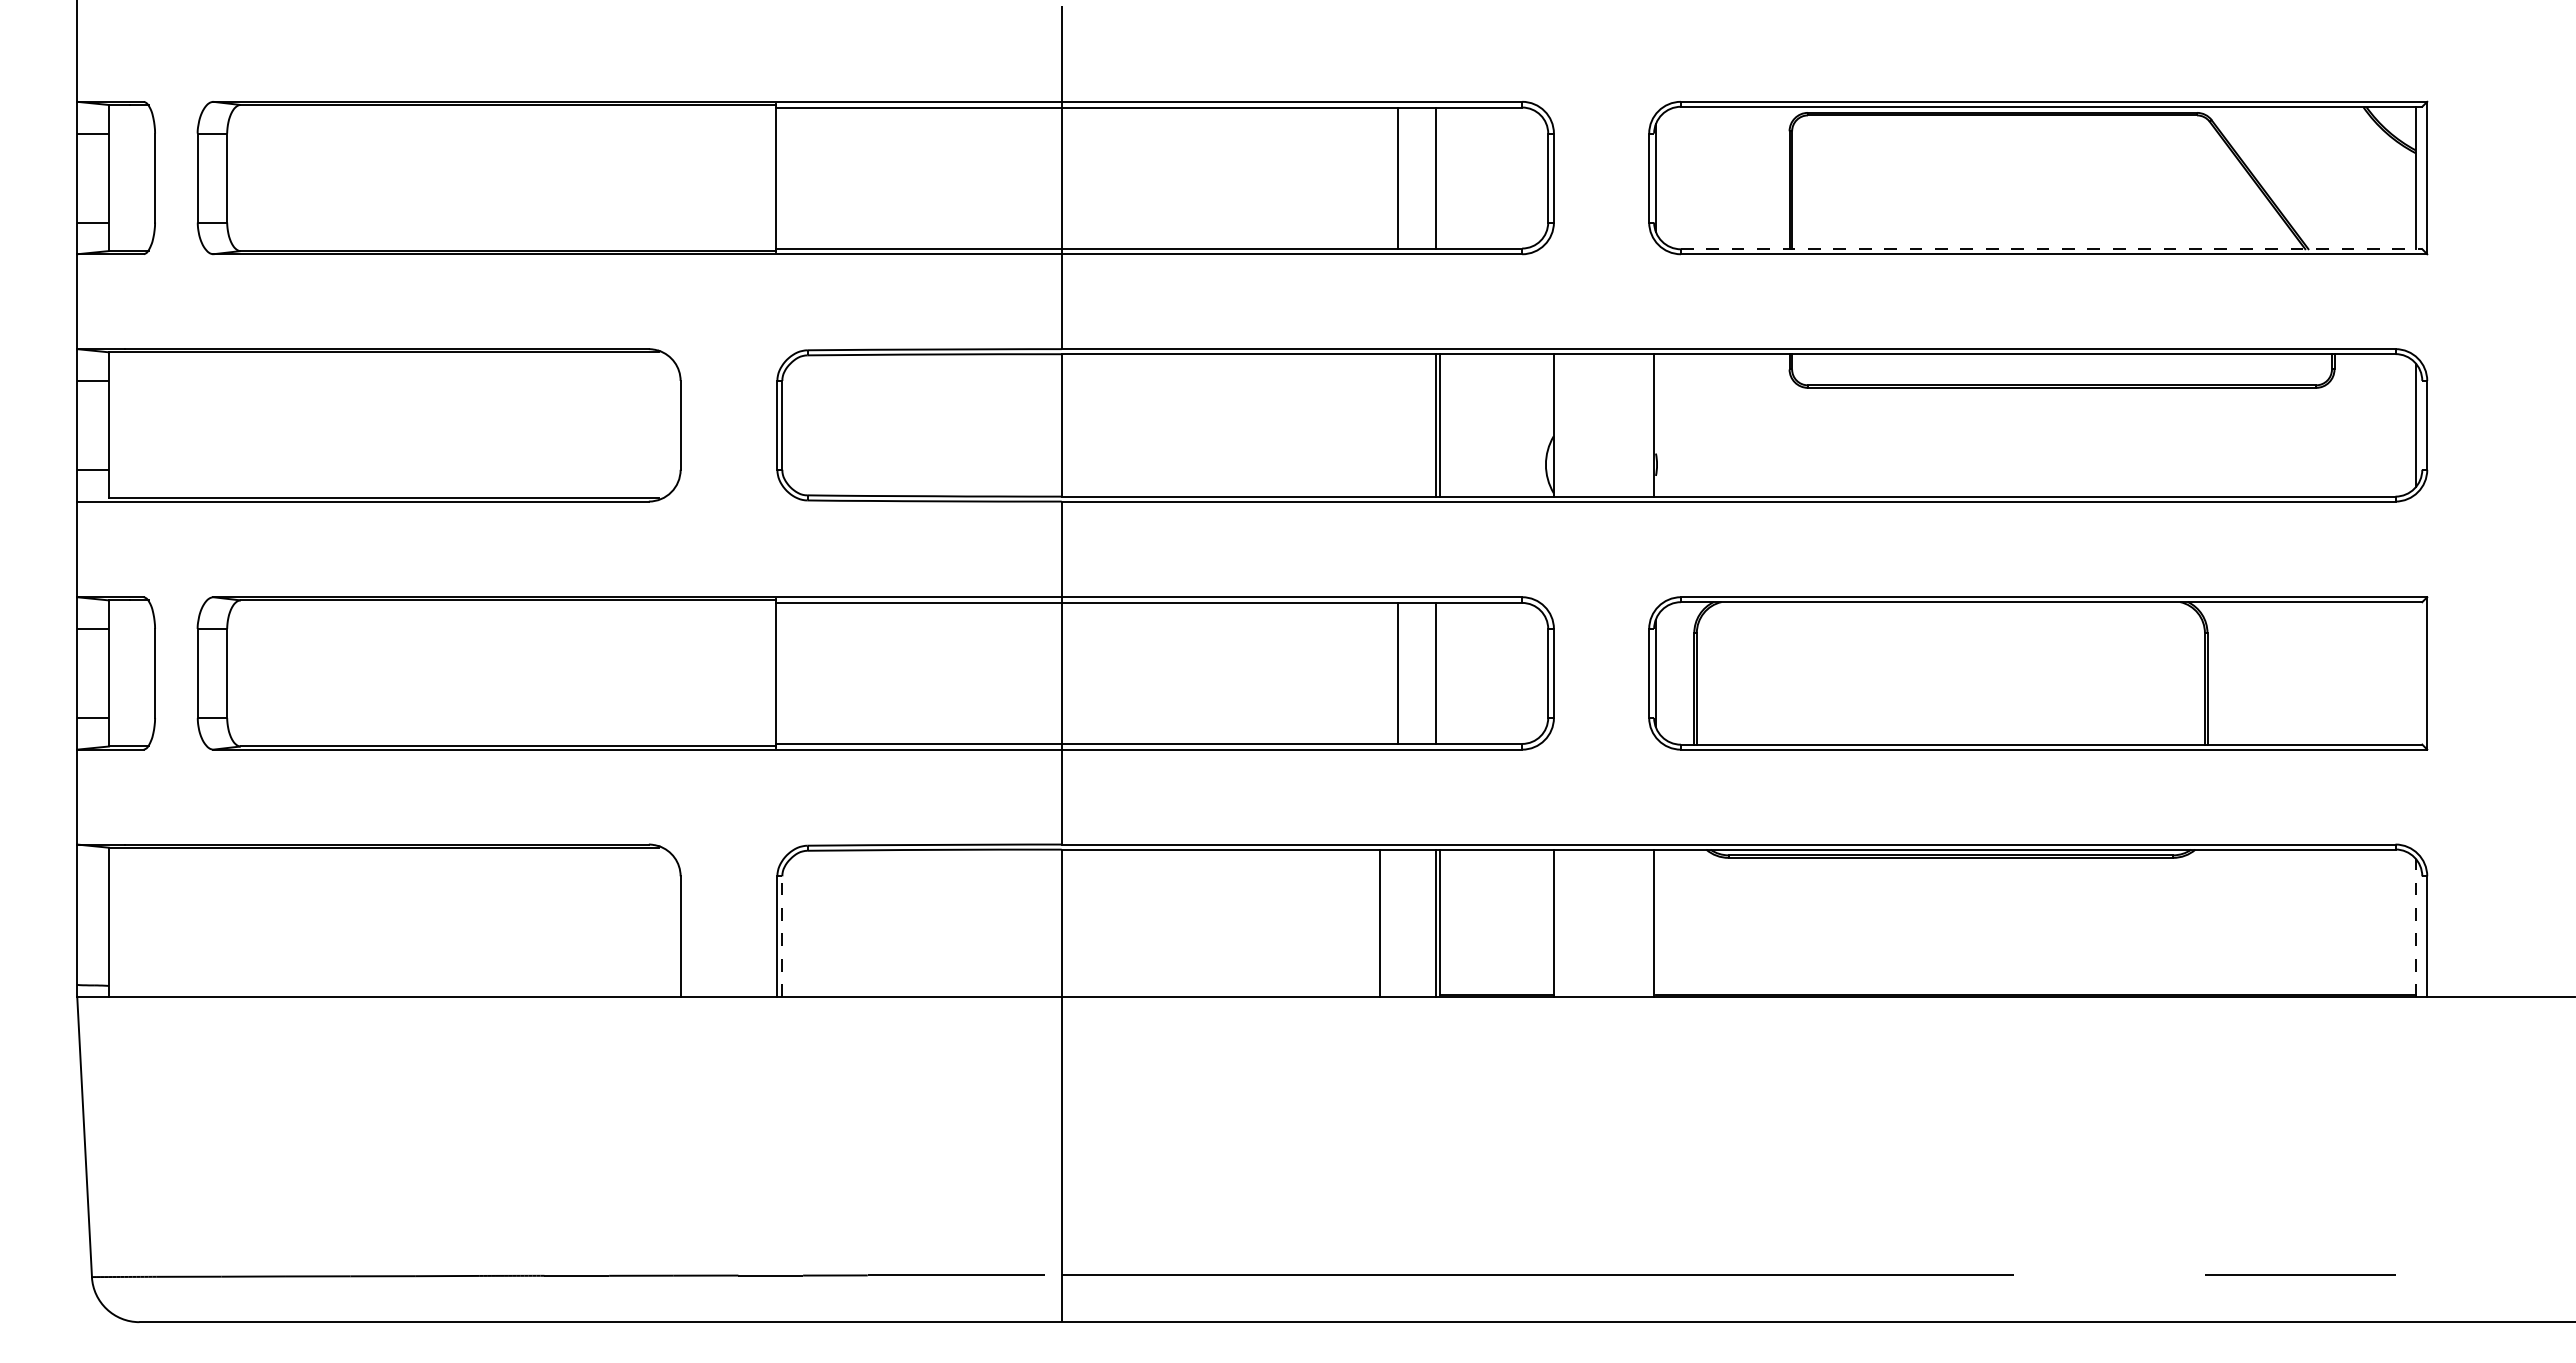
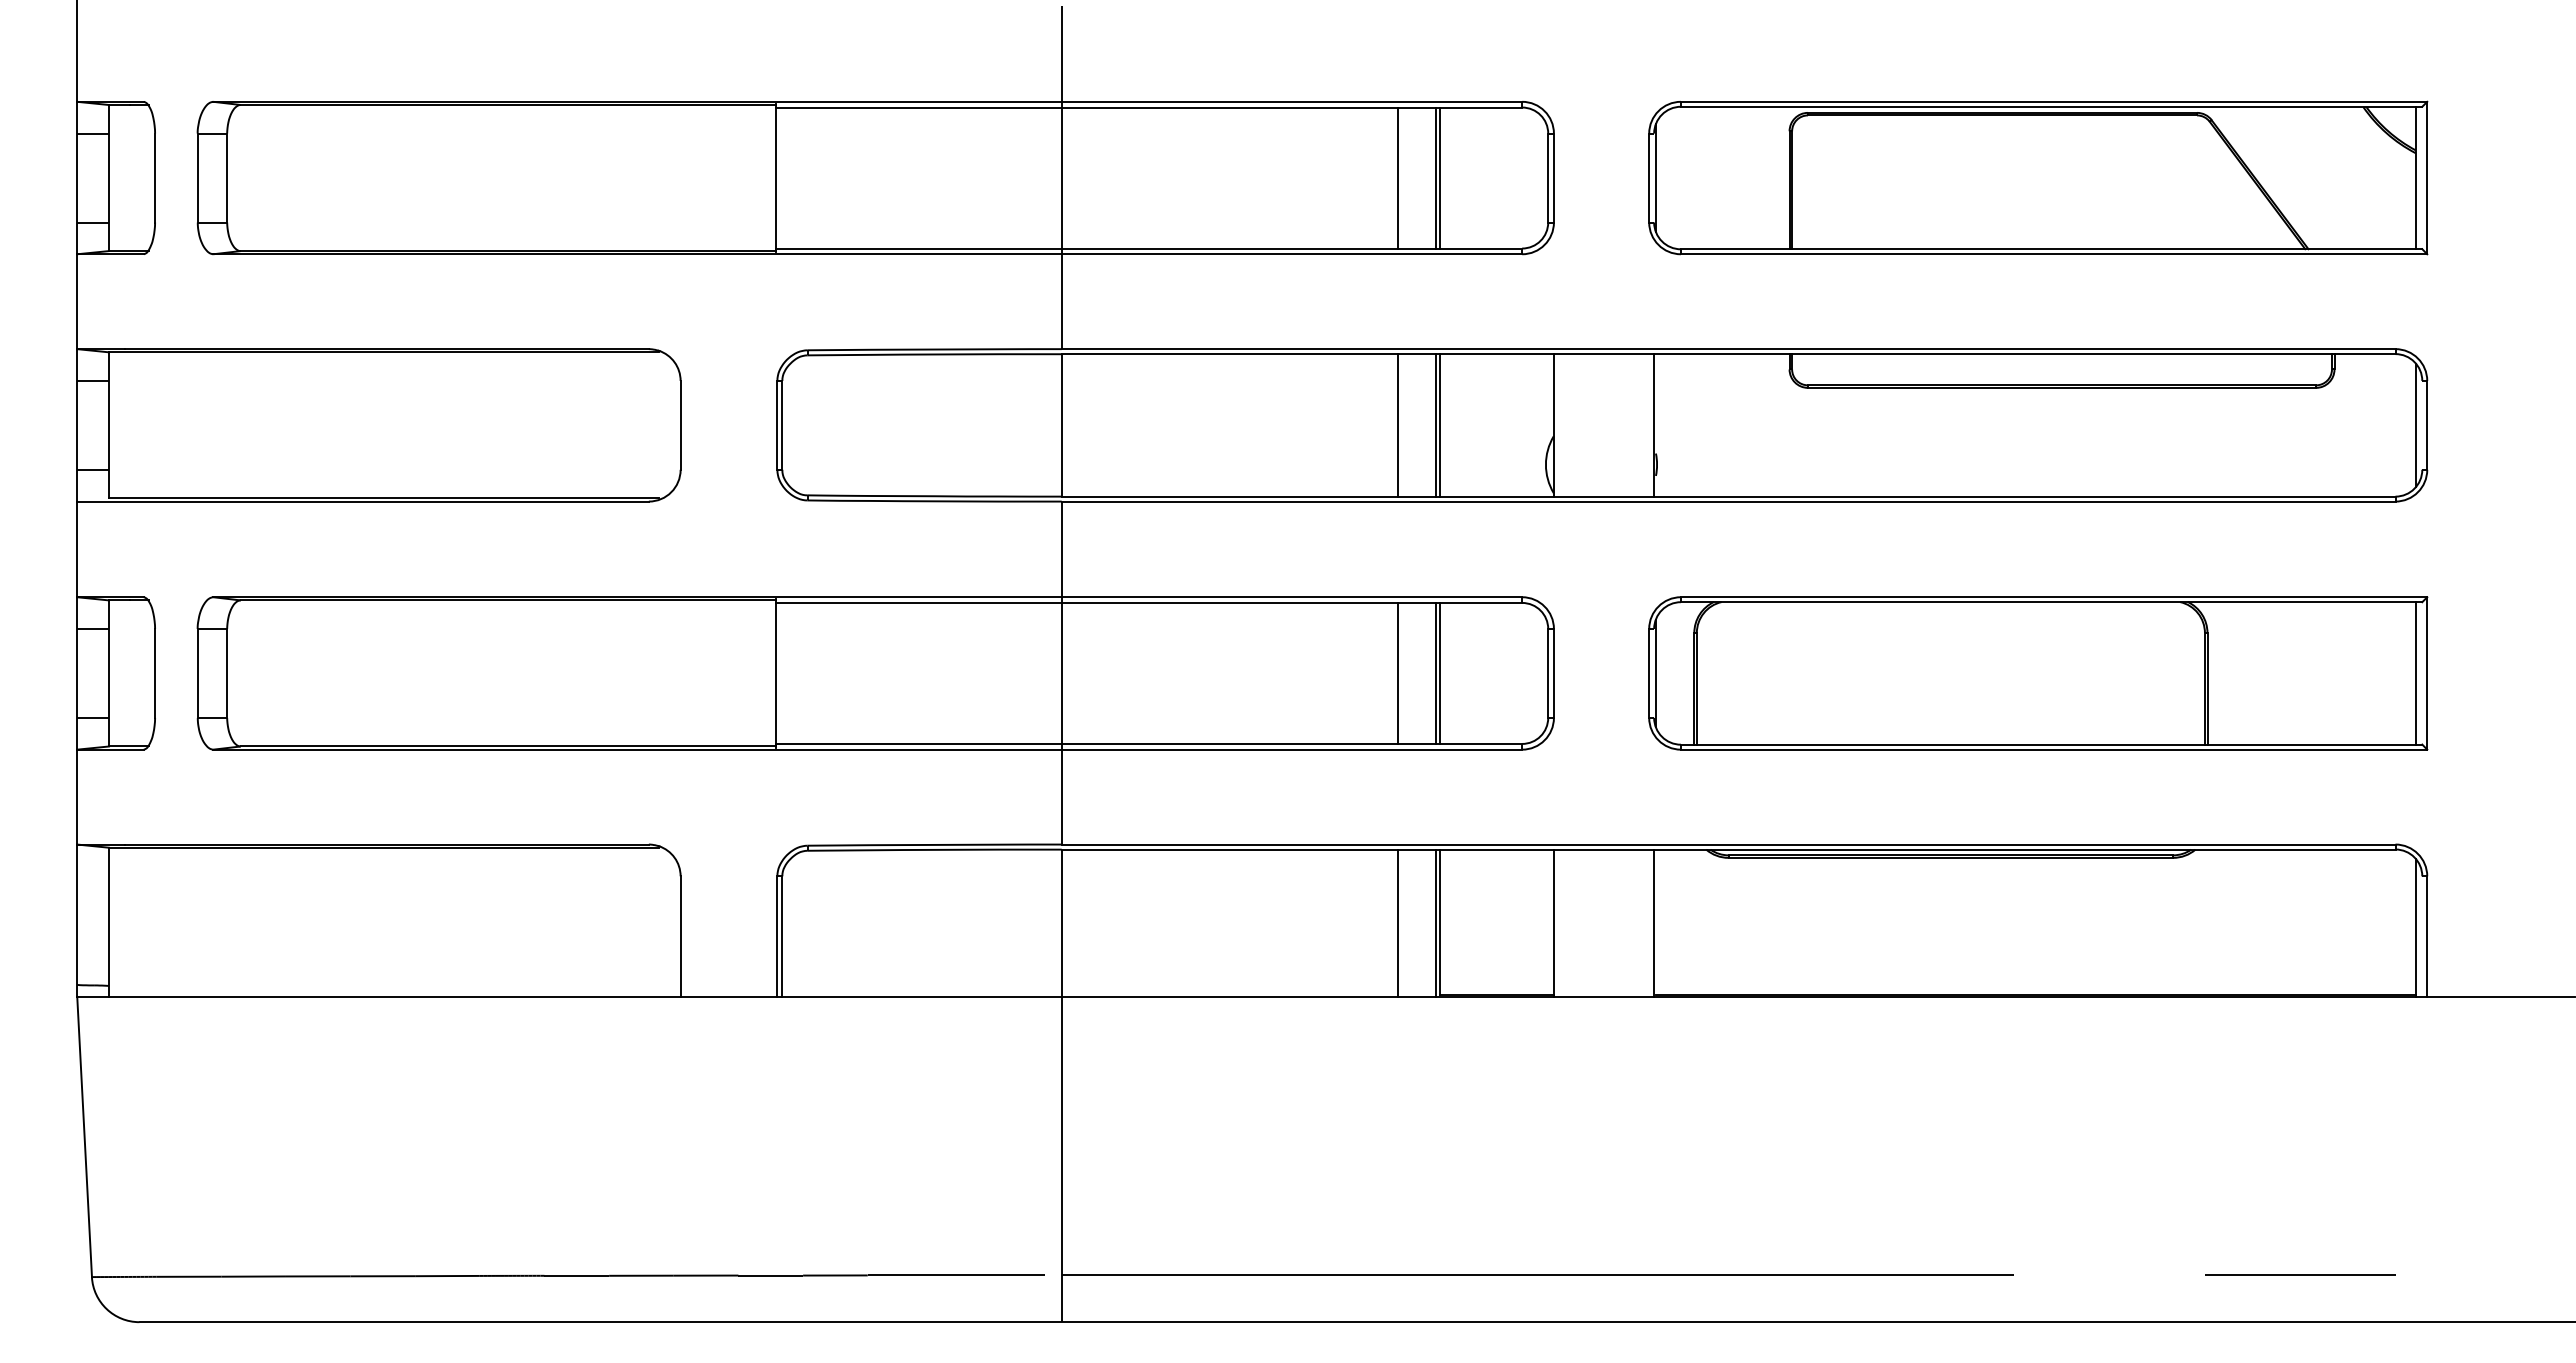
line: none -> present (1439, 177)
line: dashed -> solid (2051, 249)
line: none -> present (1398, 425)
line: none -> present (1439, 672)
line: none -> present (2415, 673)
line position: (1380, 922) -> (1398, 922) (1398, 922)
line: dashed -> solid (2415, 927)
line: dashed -> solid (782, 936)
